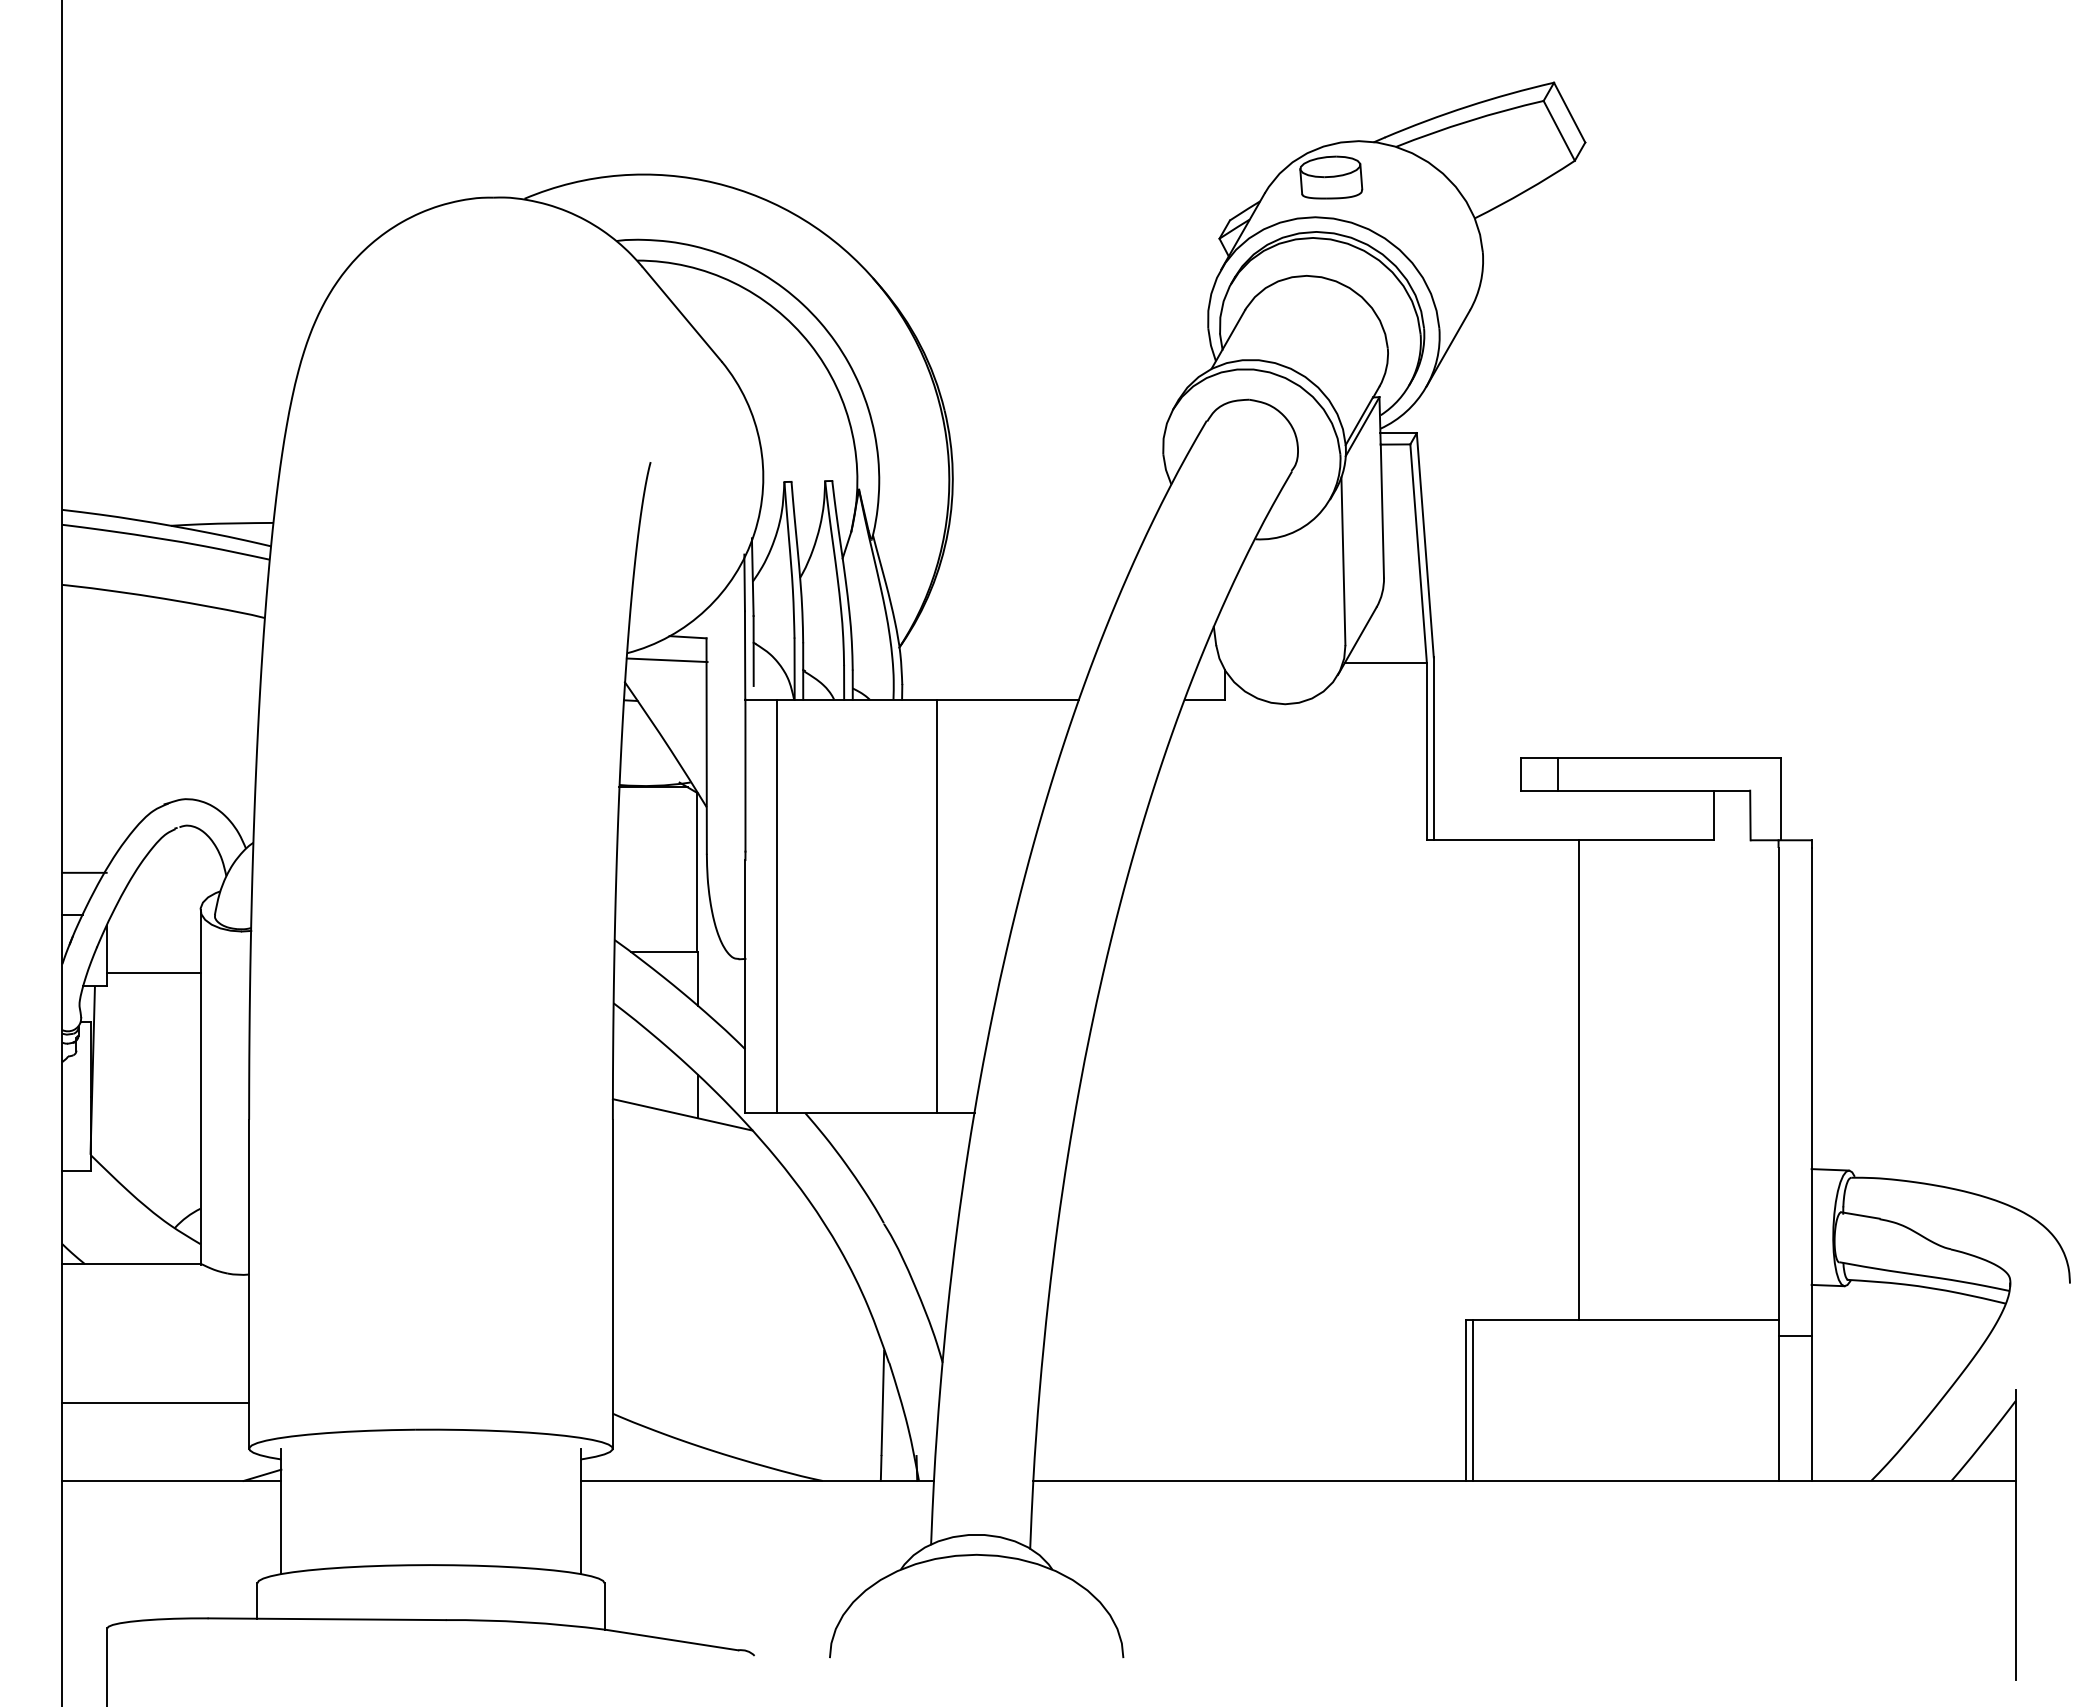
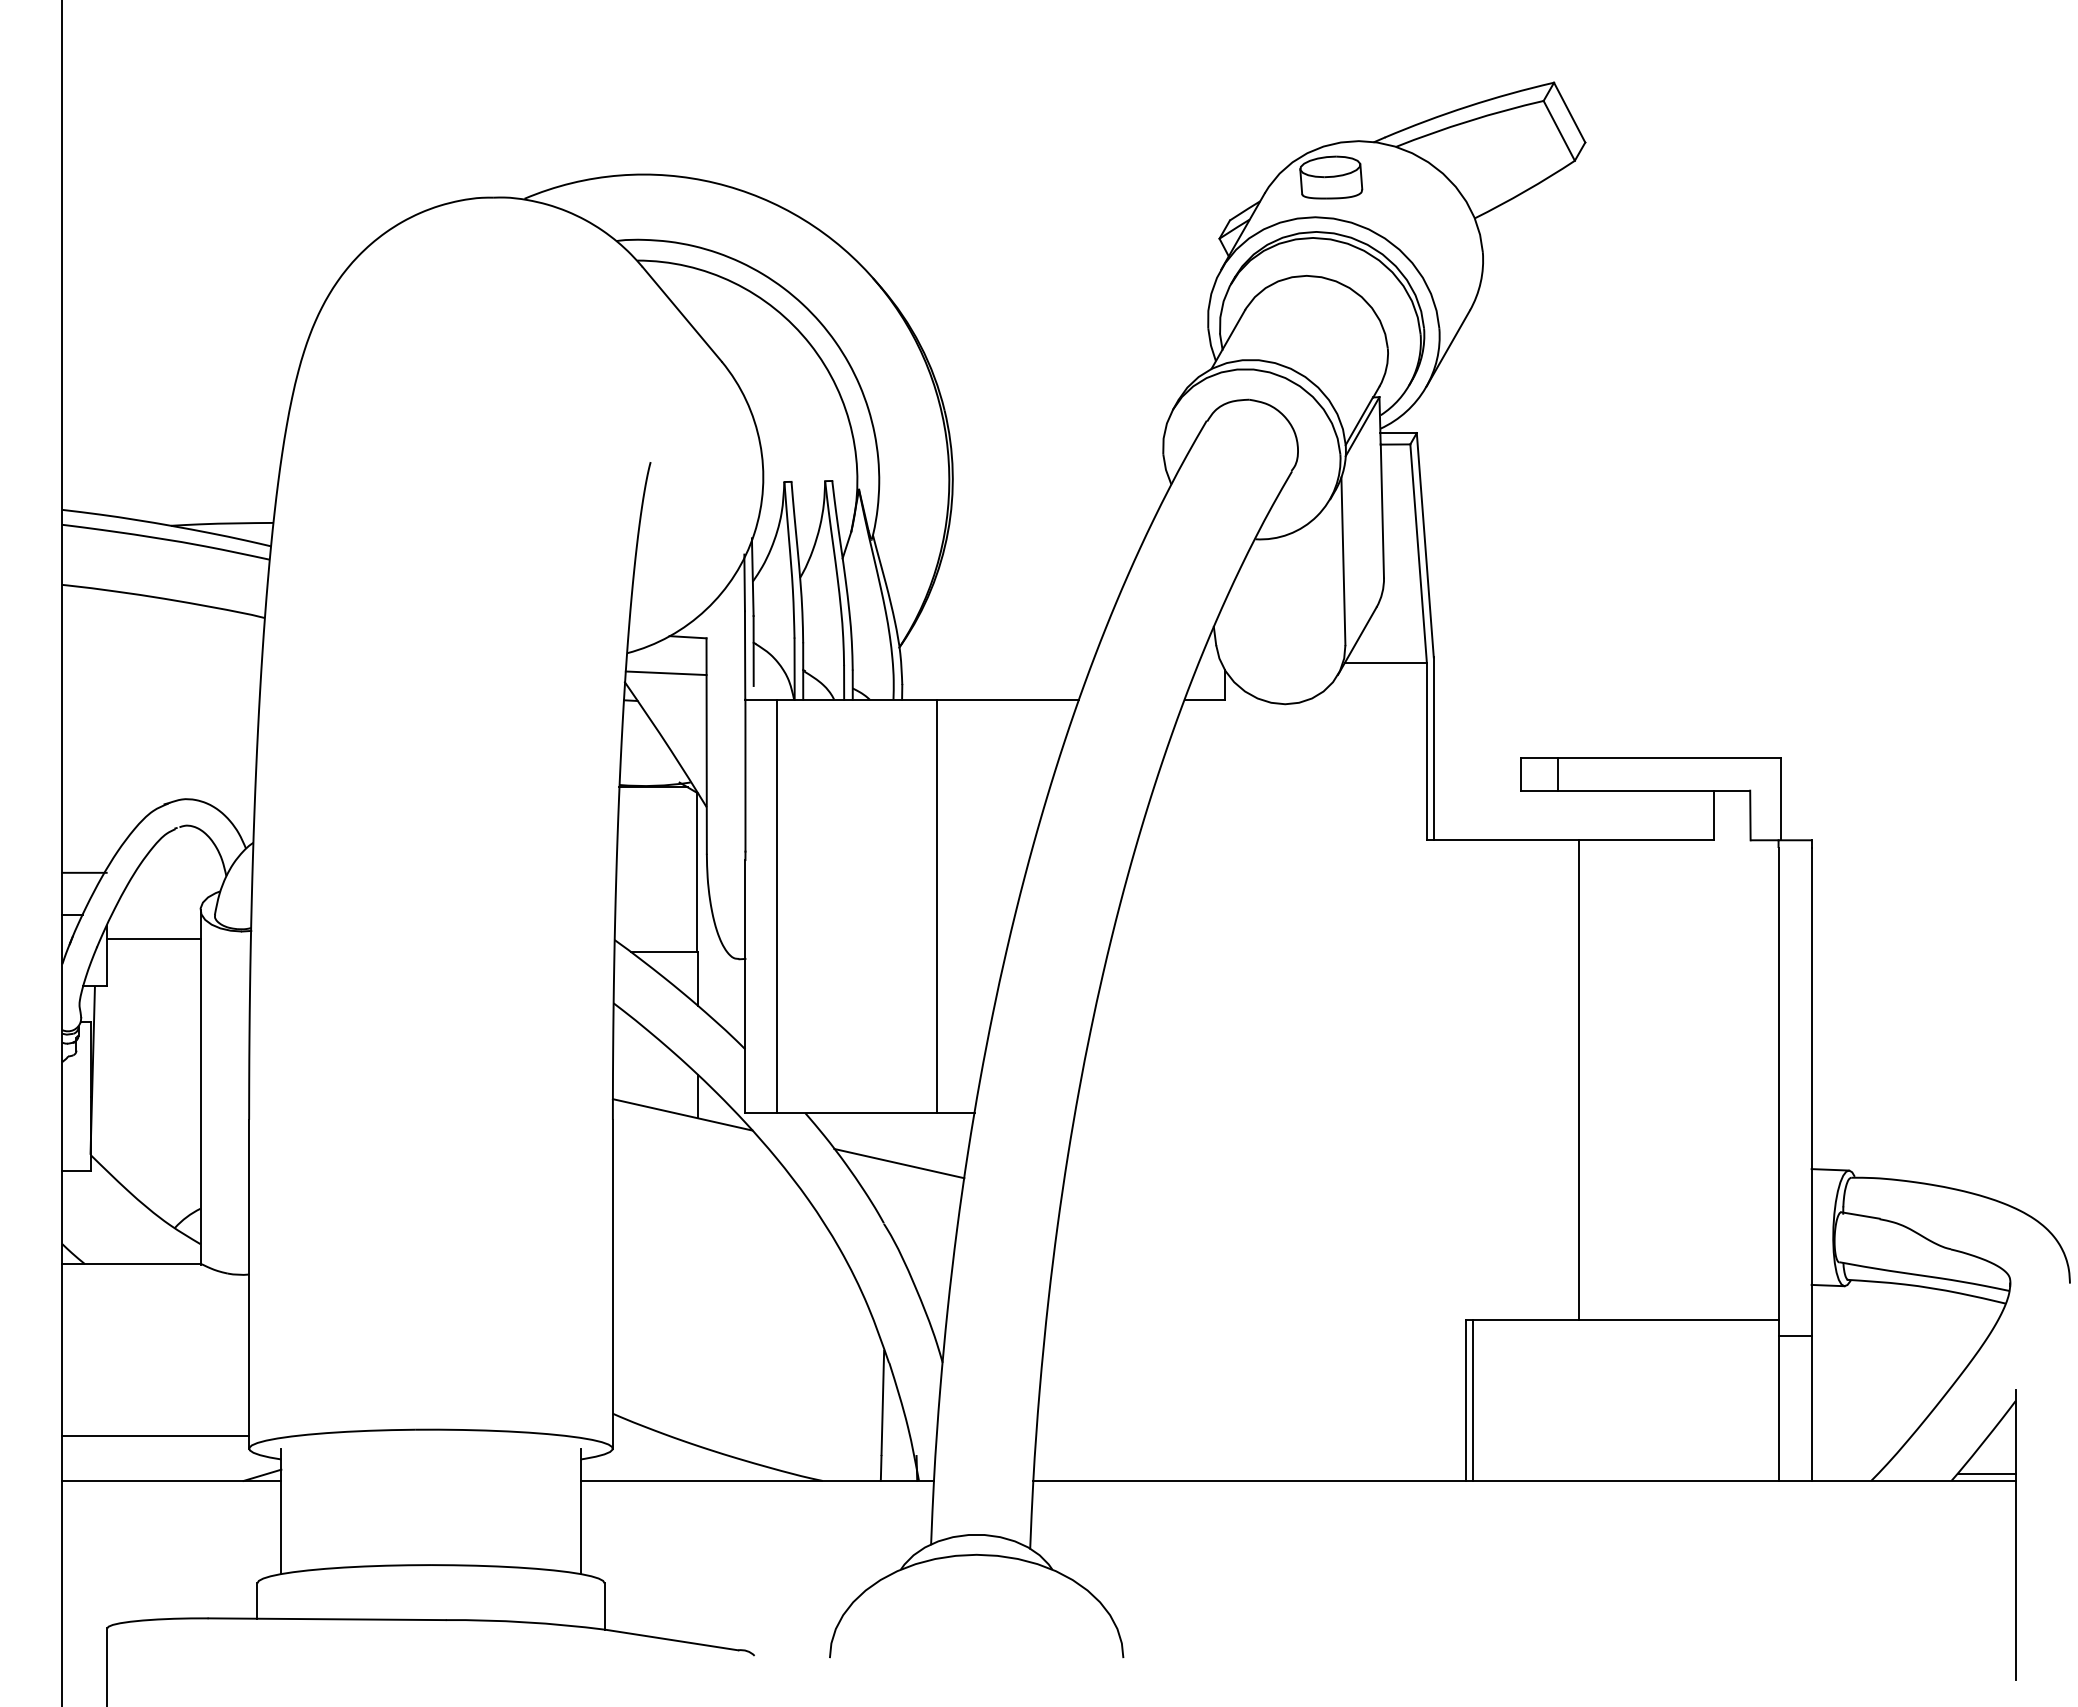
line position: (666, 660) -> (665, 673) (665, 673)
line position: (153, 973) -> (153, 939) (153, 939)
line: none -> present (899, 1163)
line position: (155, 1402) -> (155, 1435) (155, 1435)
line: none -> present (1986, 1473)
